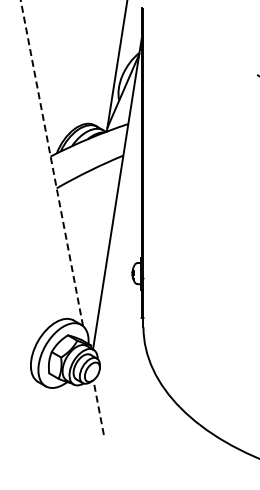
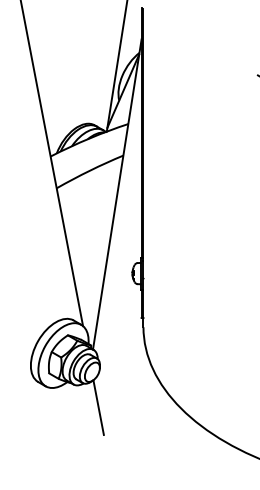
line: dashed -> solid (51, 163)
line: dashed -> solid (98, 407)
